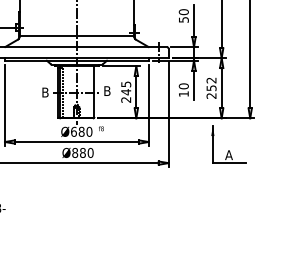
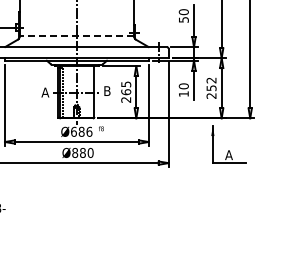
line: solid -> dashed (76, 35)
text: B -> A (45, 92)
text: 245 -> 265 (126, 92)
text: Ø680 -> Ø686 (89, 131)
